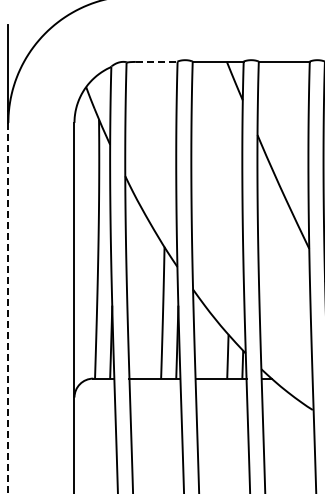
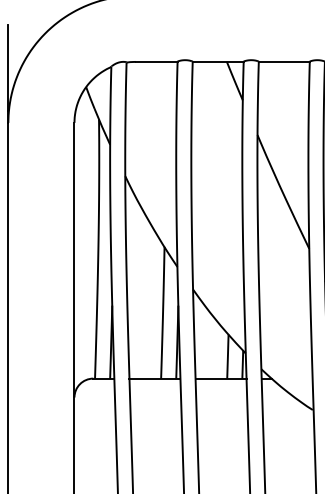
line: dashed -> solid (156, 61)
line: dashed -> solid (8, 308)
